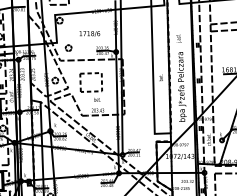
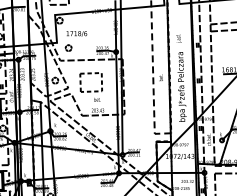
text position: (89, 33) -> (76, 33) (76, 33)
line: solid -> dashed (153, 76)
